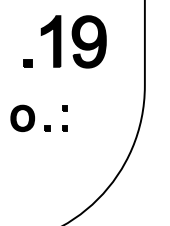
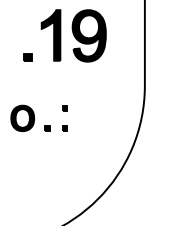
part position: (64, 41) -> (64, 35) (64, 35)
